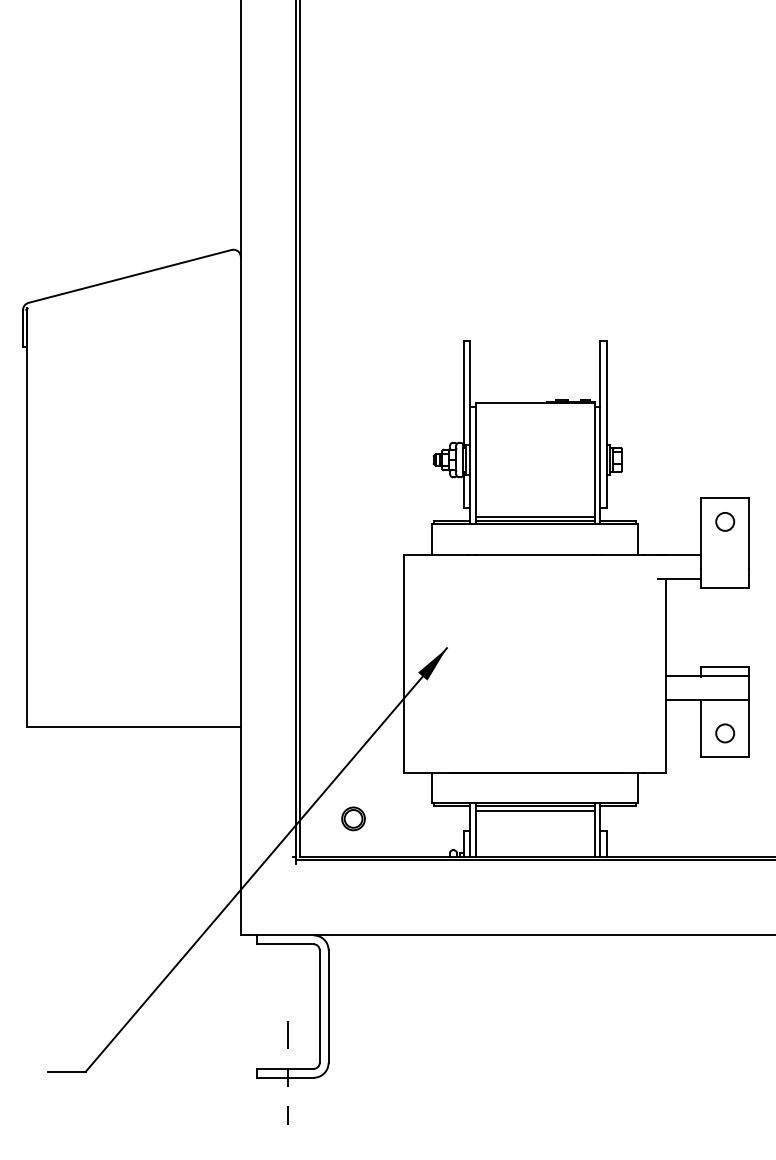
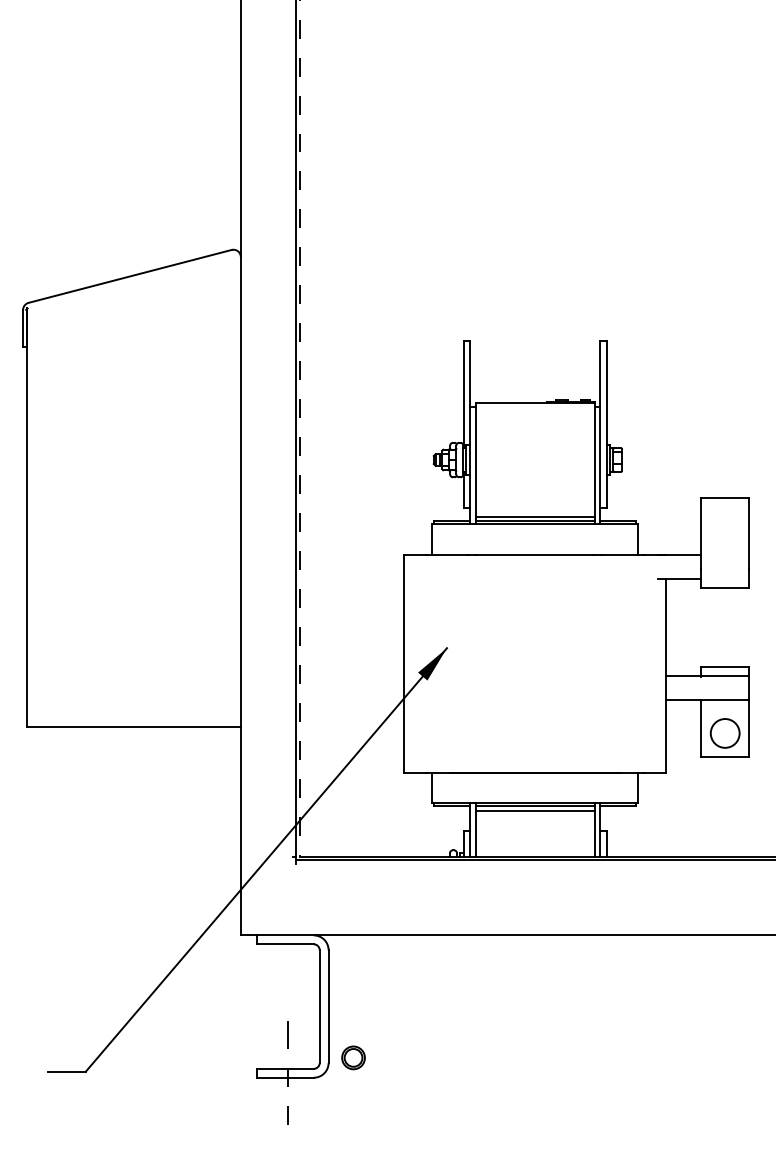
line: solid -> dashed (300, 428)
circle: present -> none (725, 521)
circle diameter: 18 px -> 29 px (724, 733)
part position: (353, 818) -> (353, 1057) (353, 1057)
